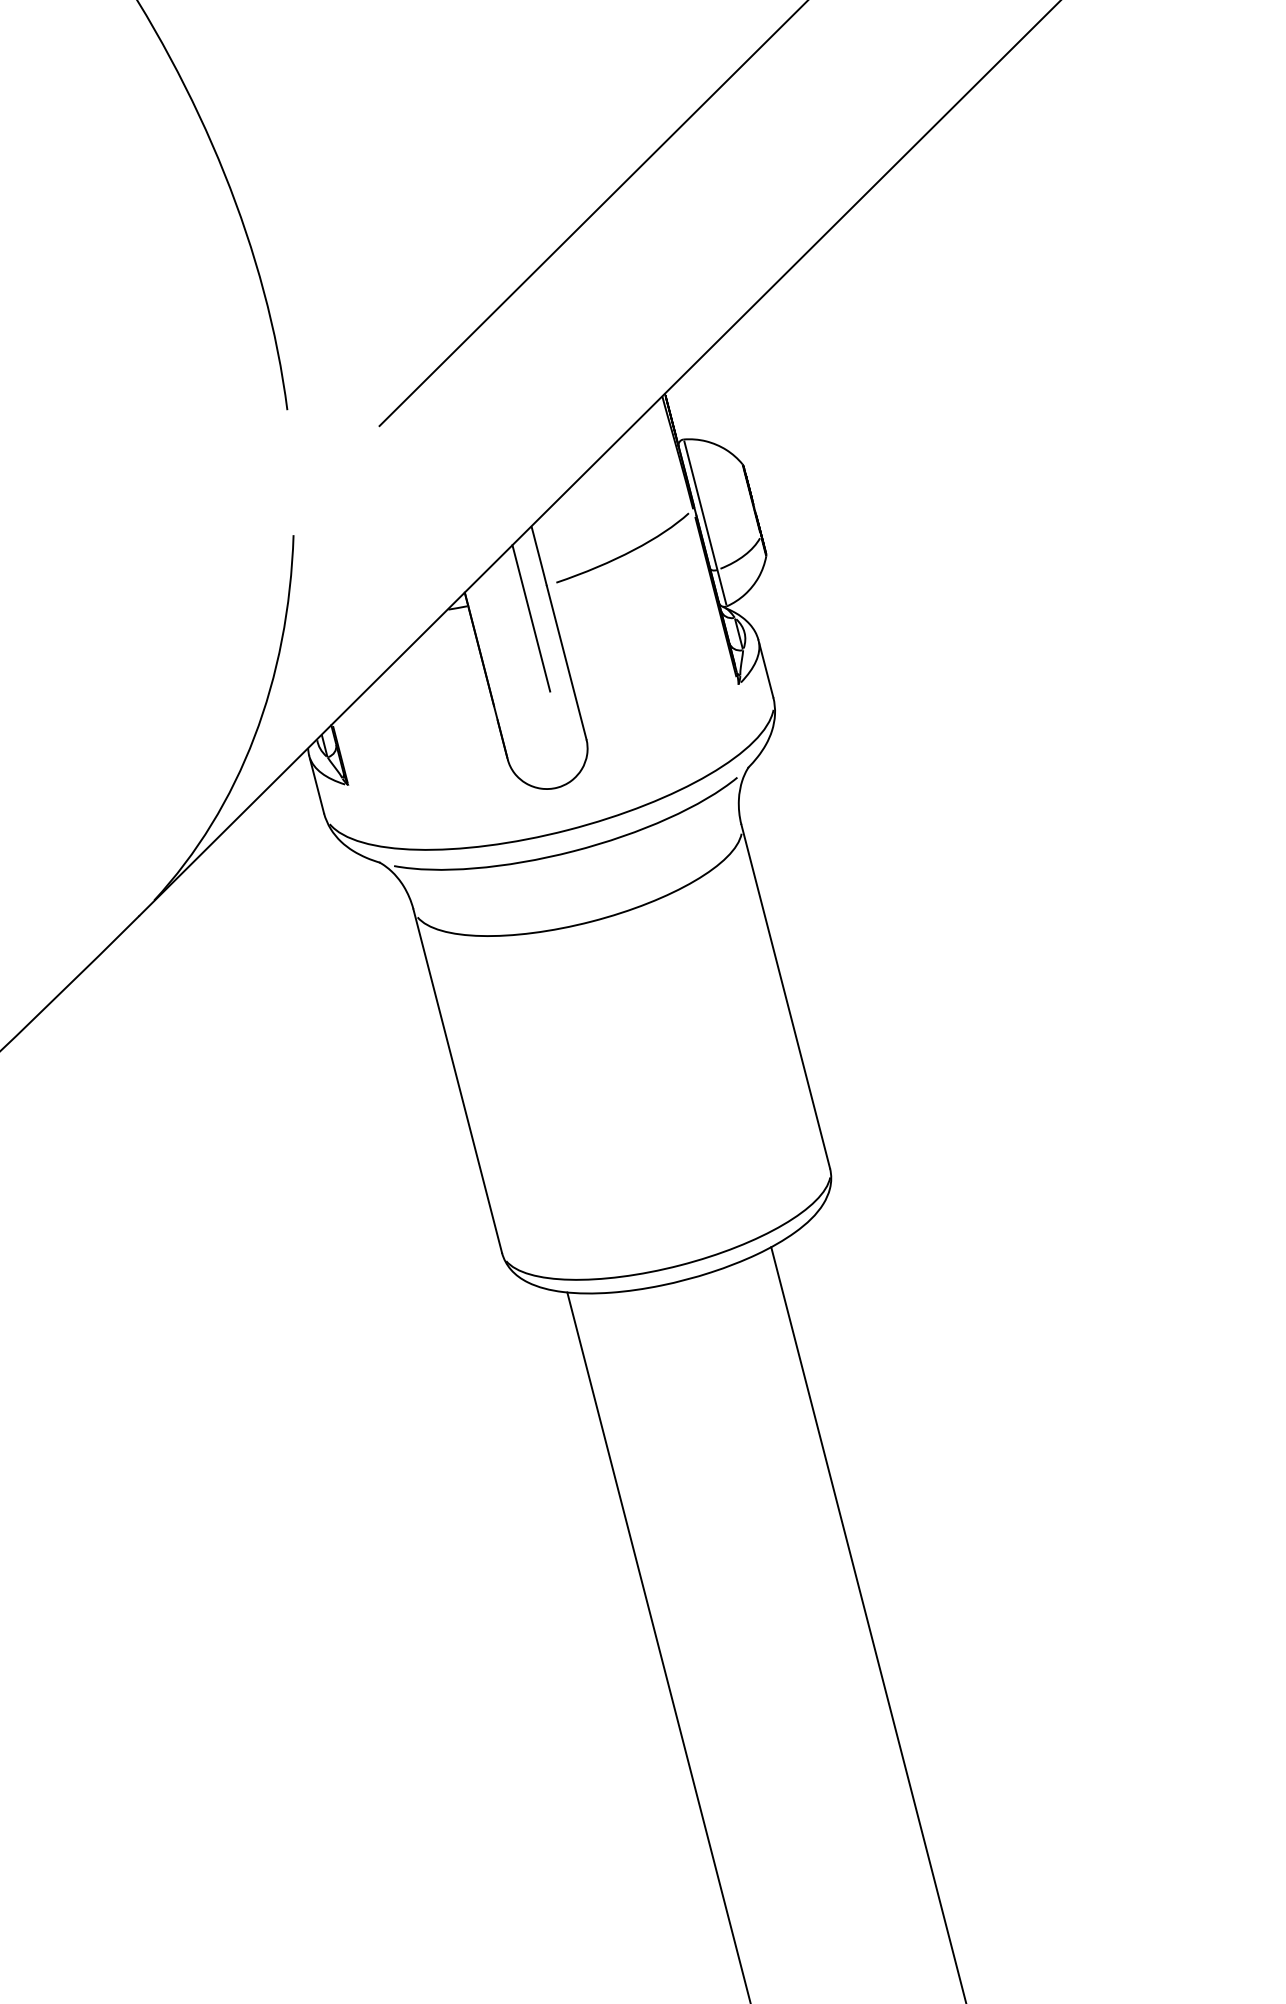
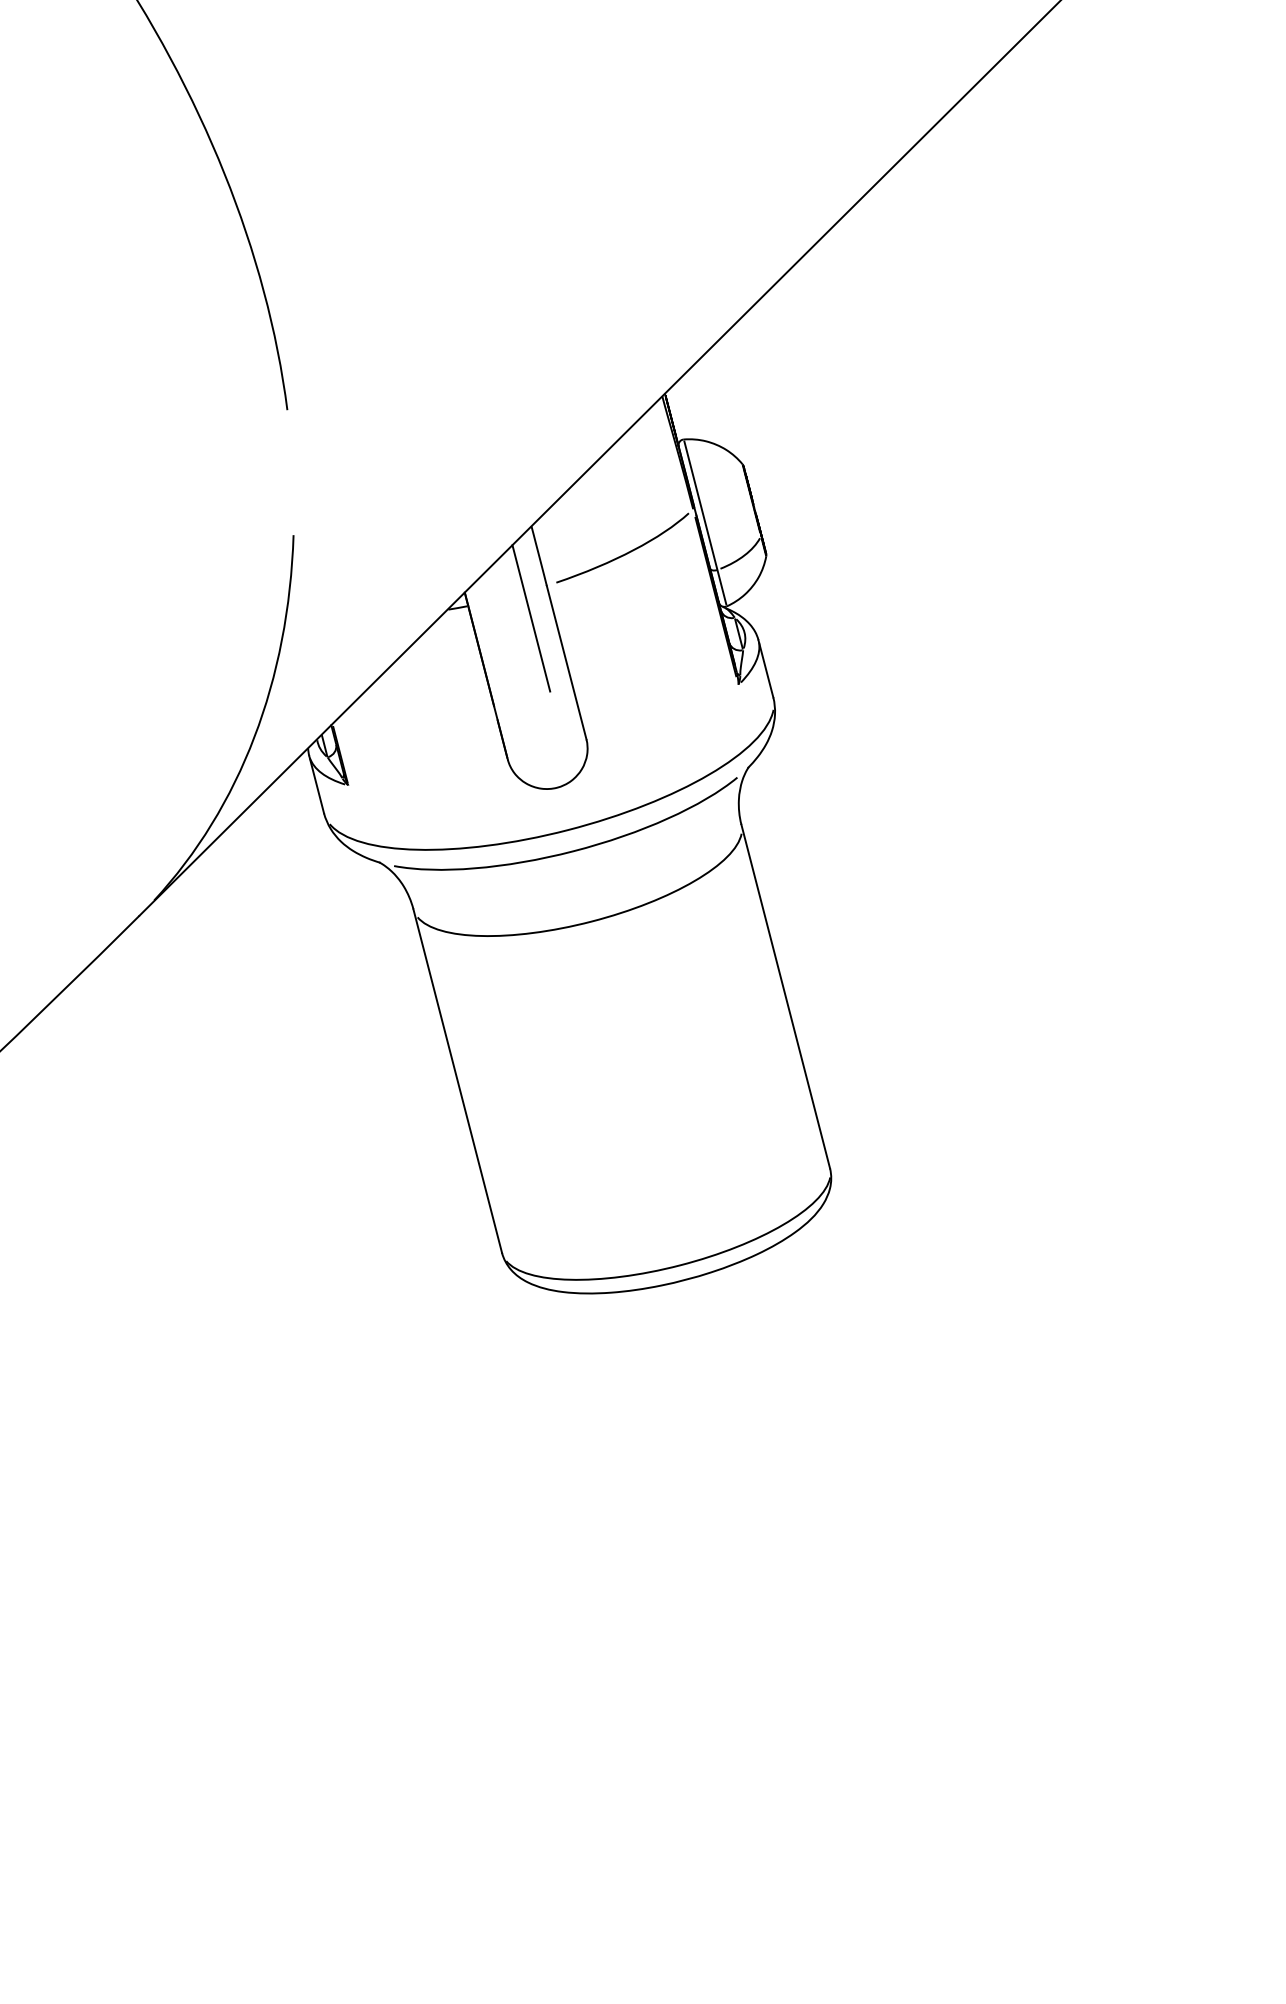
line: present -> none (592, 214)
line: present -> none (868, 1623)
line: present -> none (658, 1646)
